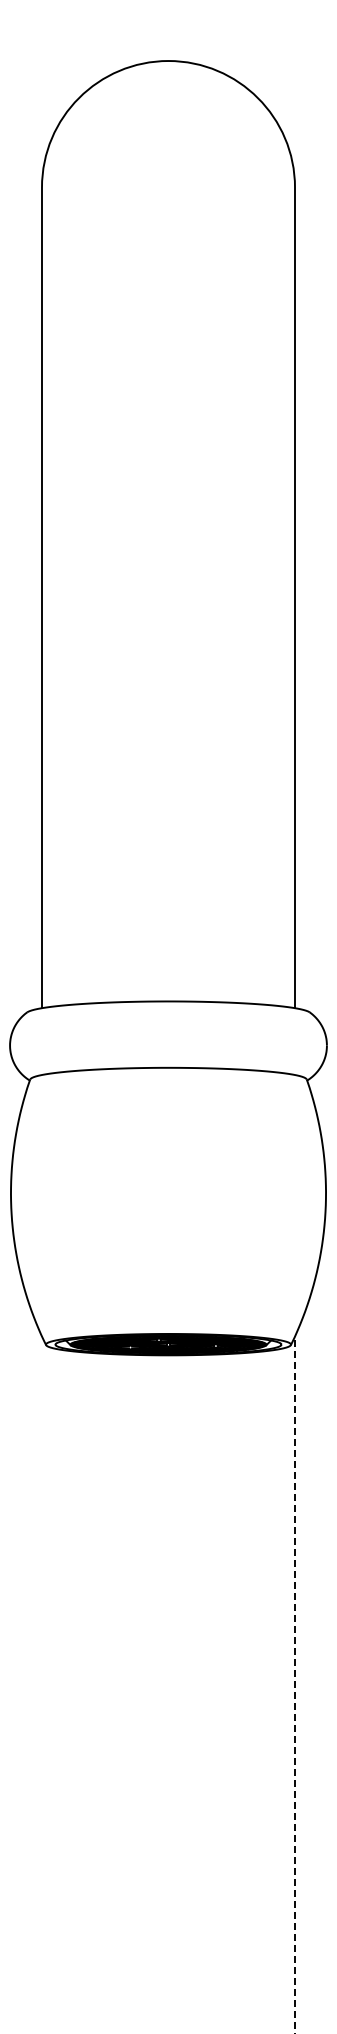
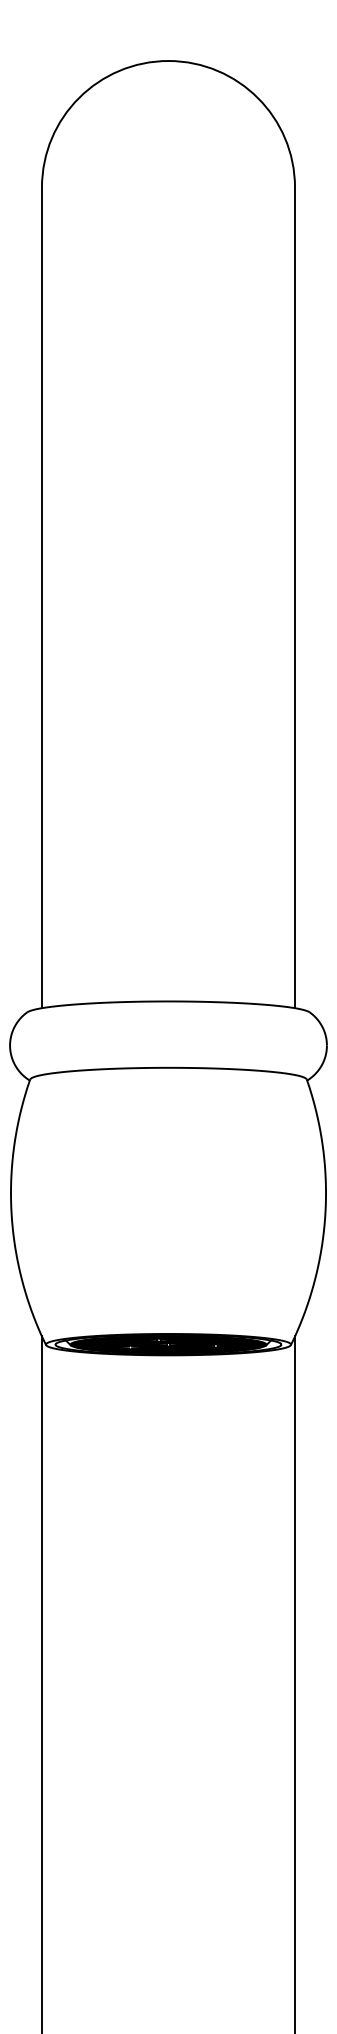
line: none -> present (42, 1683)
line: dashed -> solid (295, 1684)
